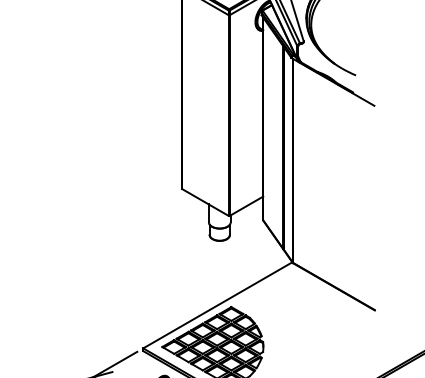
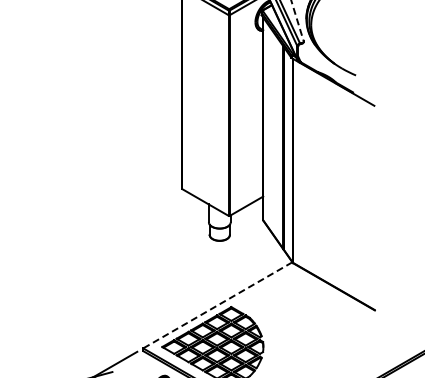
line: solid -> dashed (297, 21)
line: solid -> dashed (217, 305)
